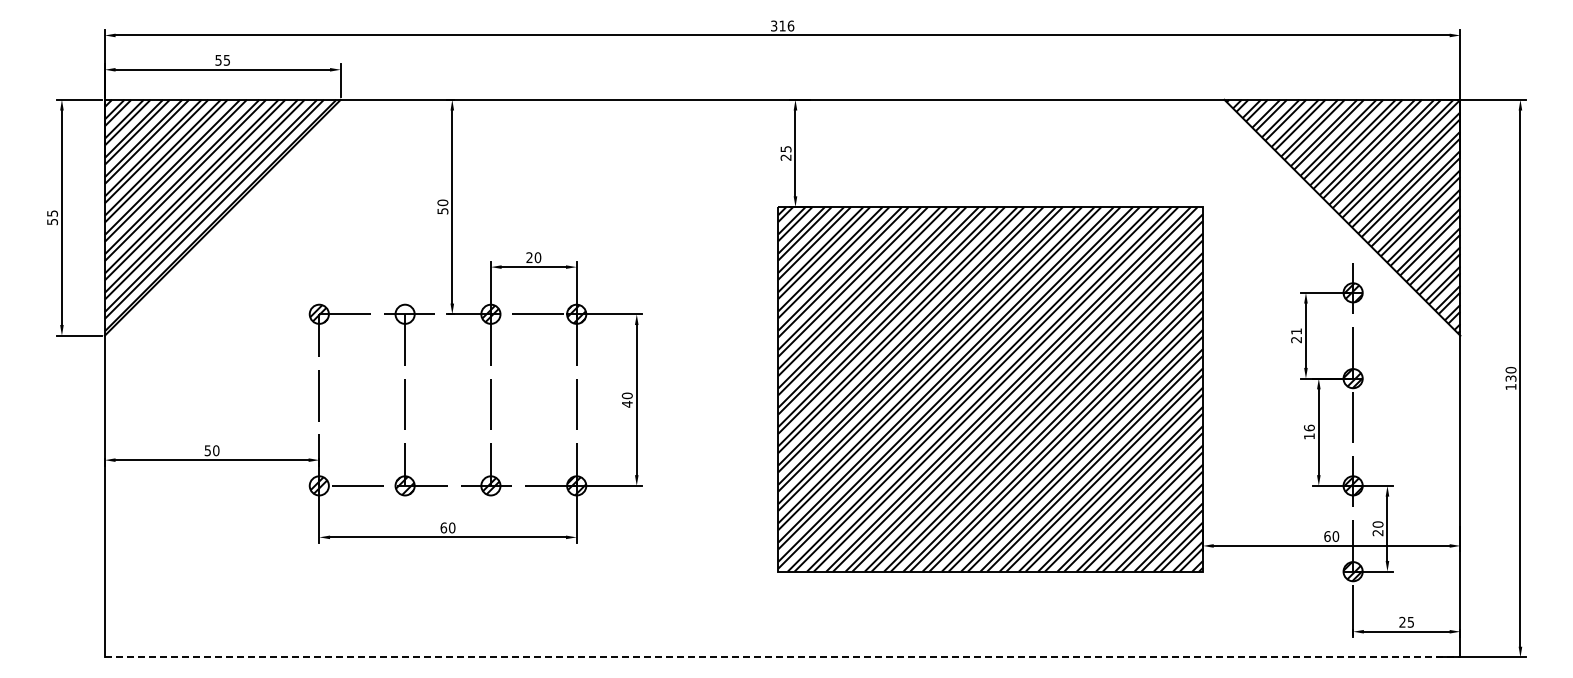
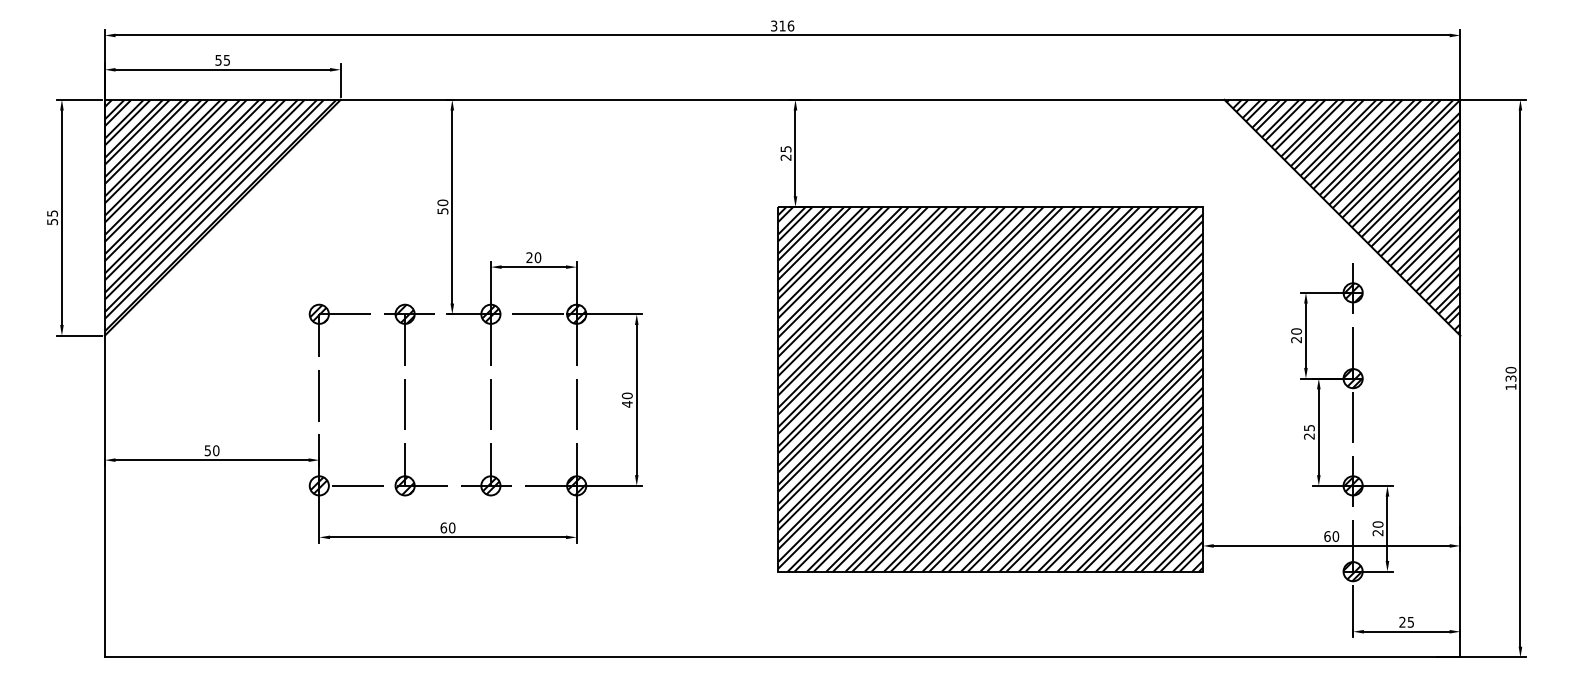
hatch: none -> present (404, 313)
text: 21 -> 20 (1296, 331)
text: 16 -> 25 (1309, 431)
line: dashed -> solid (782, 657)
